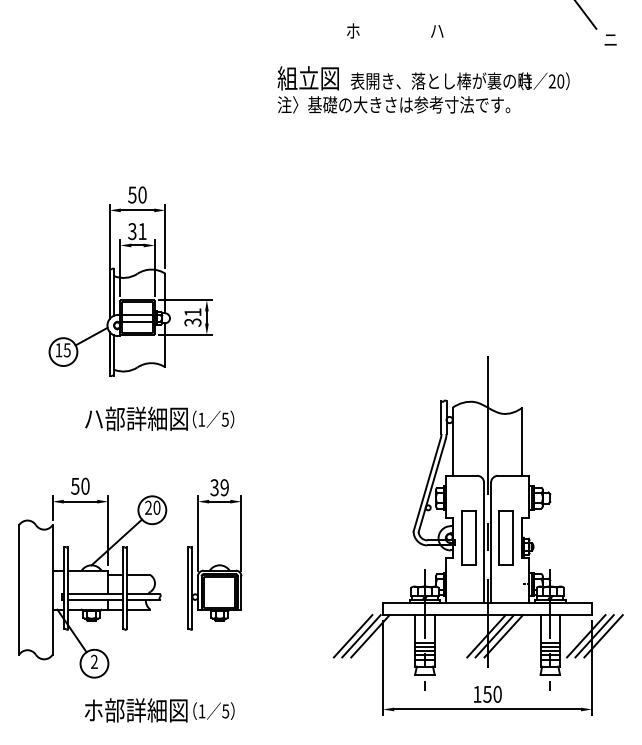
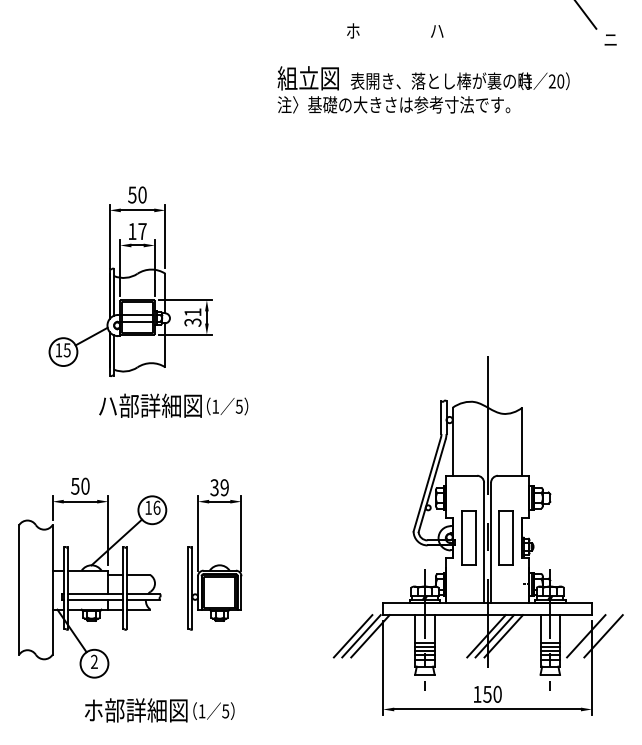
text: 31 -> 17 (137, 231)
text position: (159, 418) -> (173, 405) (173, 405)
text: 20 -> 16 (152, 507)
line: present -> none (594, 636)
